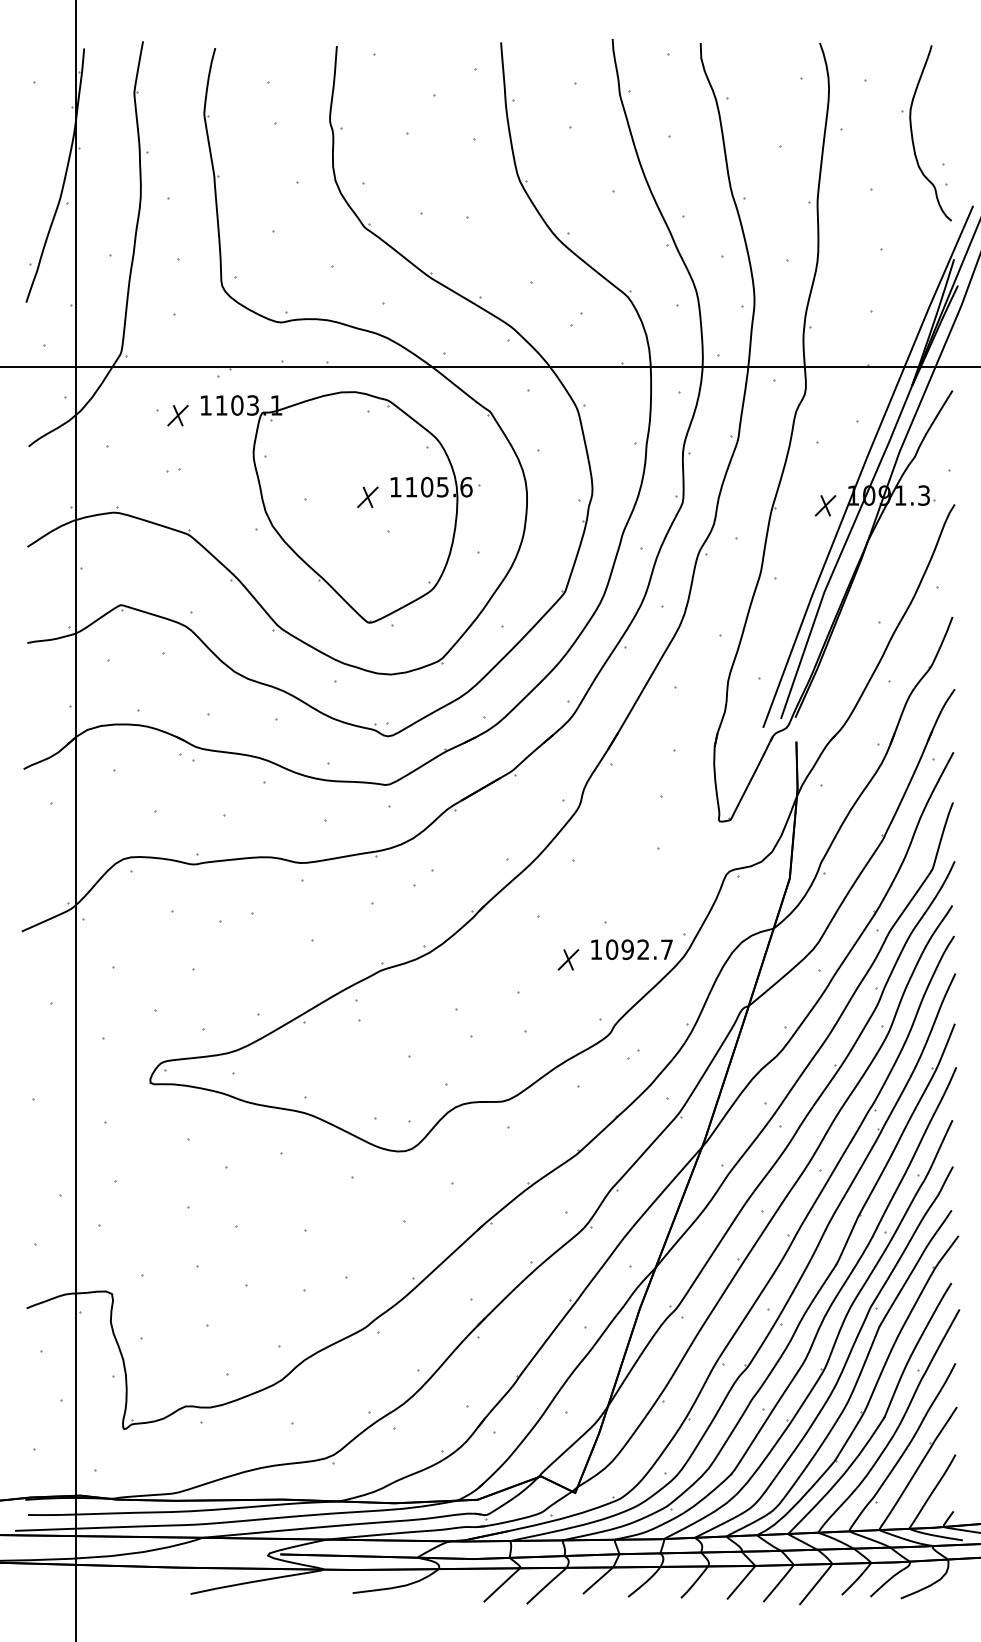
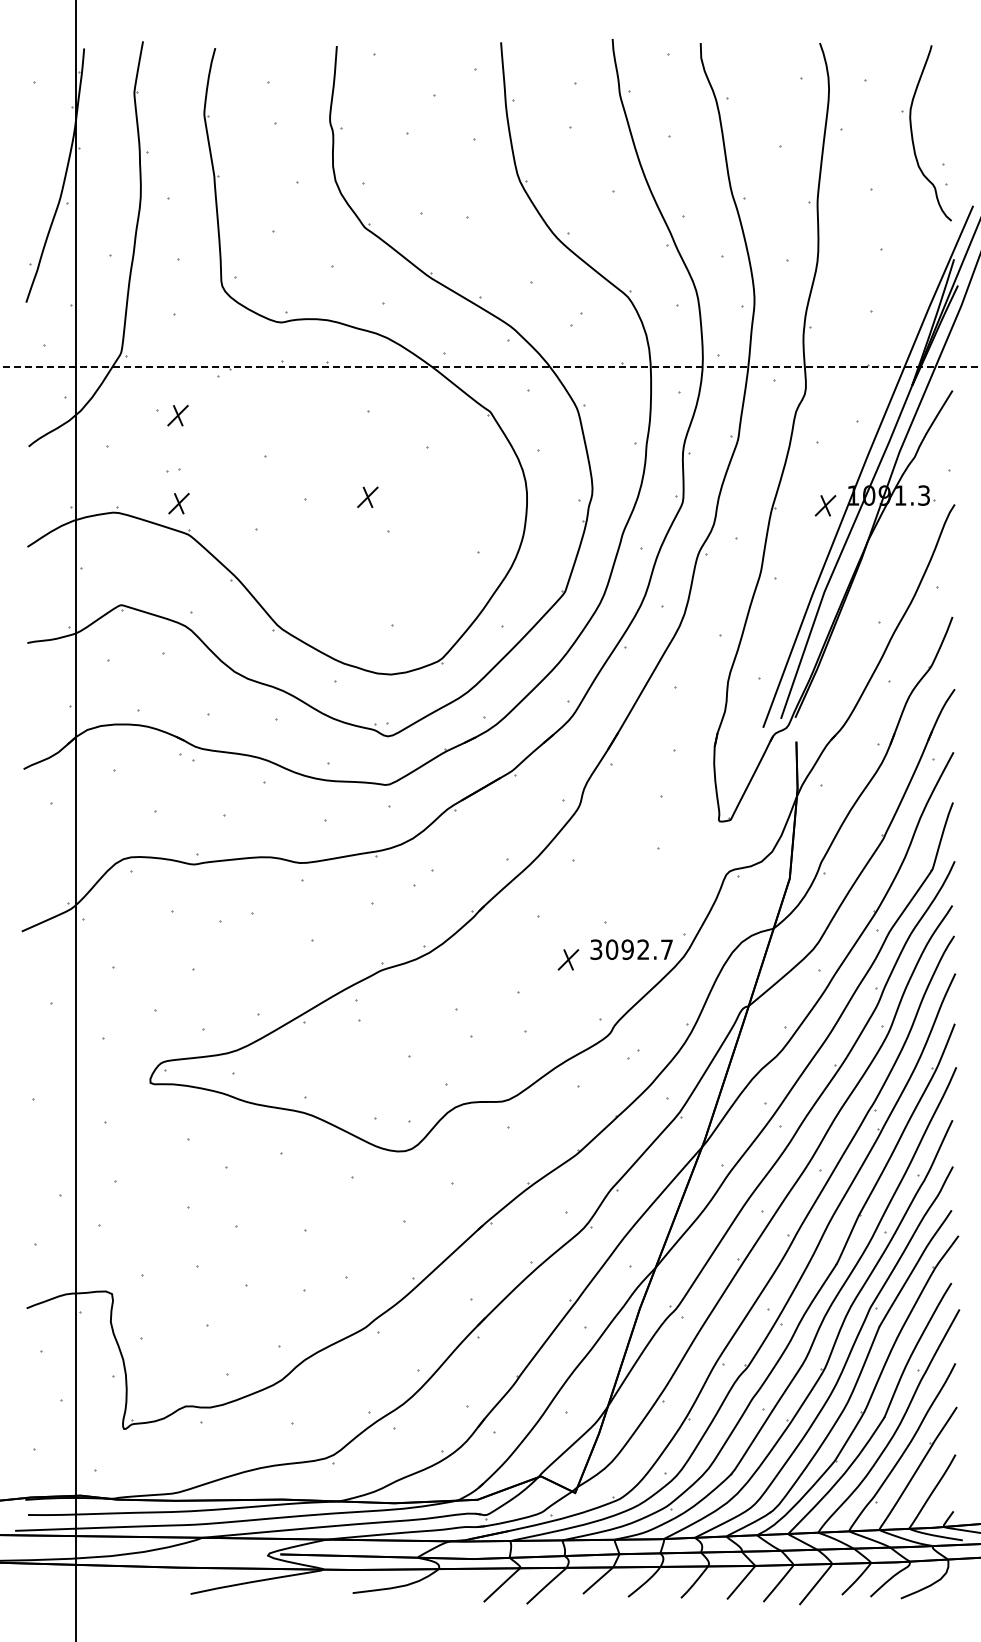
line: solid -> dashed (491, 367)
part: none -> present (178, 503)
part: present -> none (340, 507)
text: 1092.7 -> 3092.7 (596, 949)
